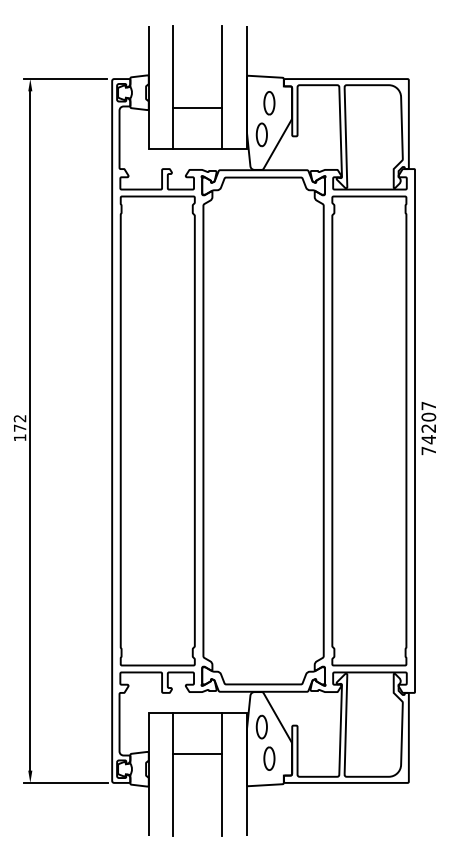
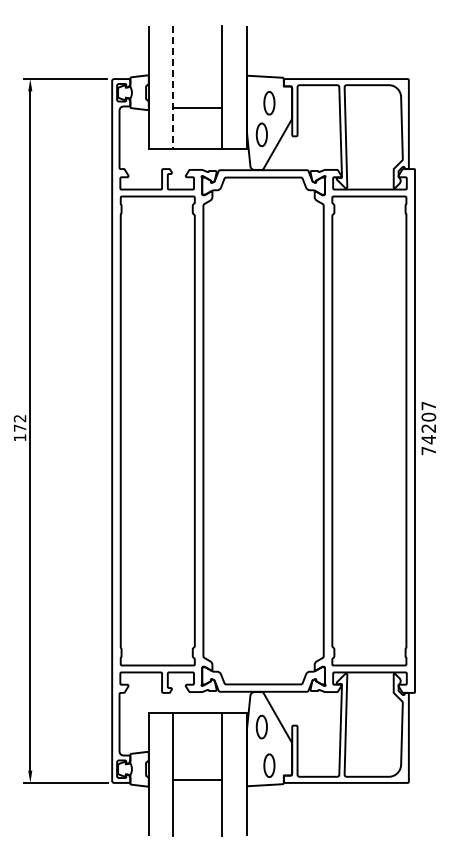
line: solid -> dashed (173, 87)
line position: (197, 754) -> (197, 780) (197, 780)
part position: (269, 758) -> (269, 765) (269, 765)
